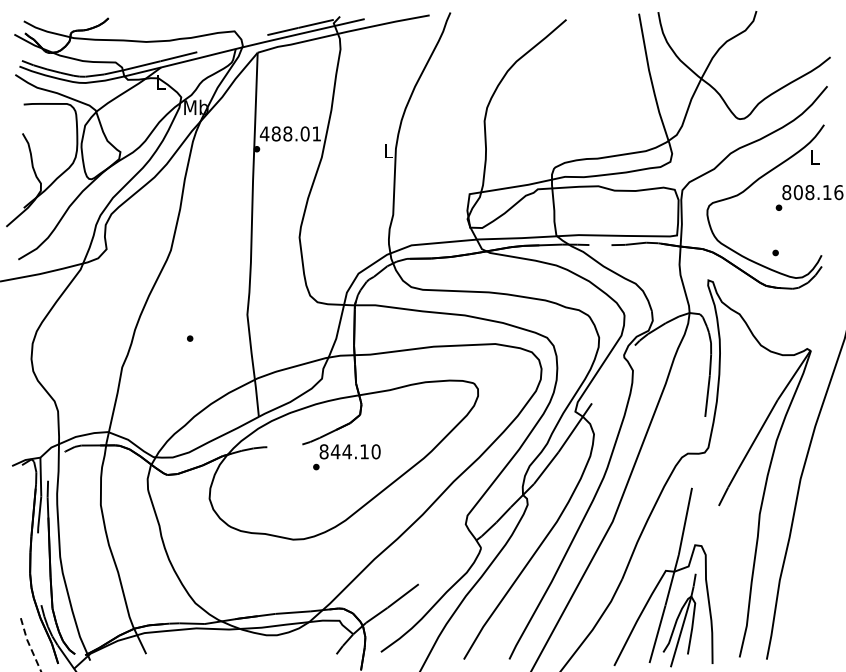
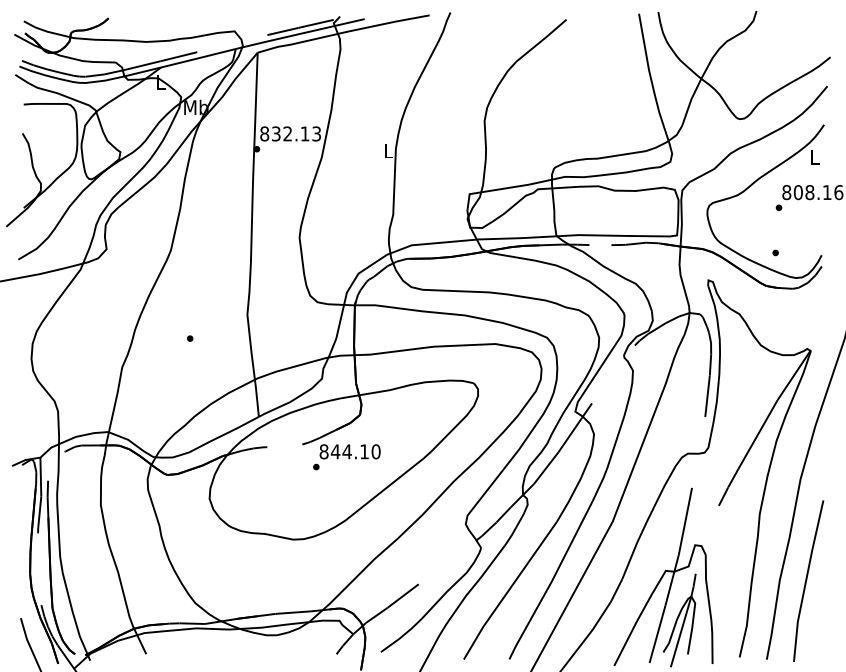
text: 488.01 -> 832.13 (289, 133)
line: none -> present (807, 580)
line: dashed -> solid (29, 644)
